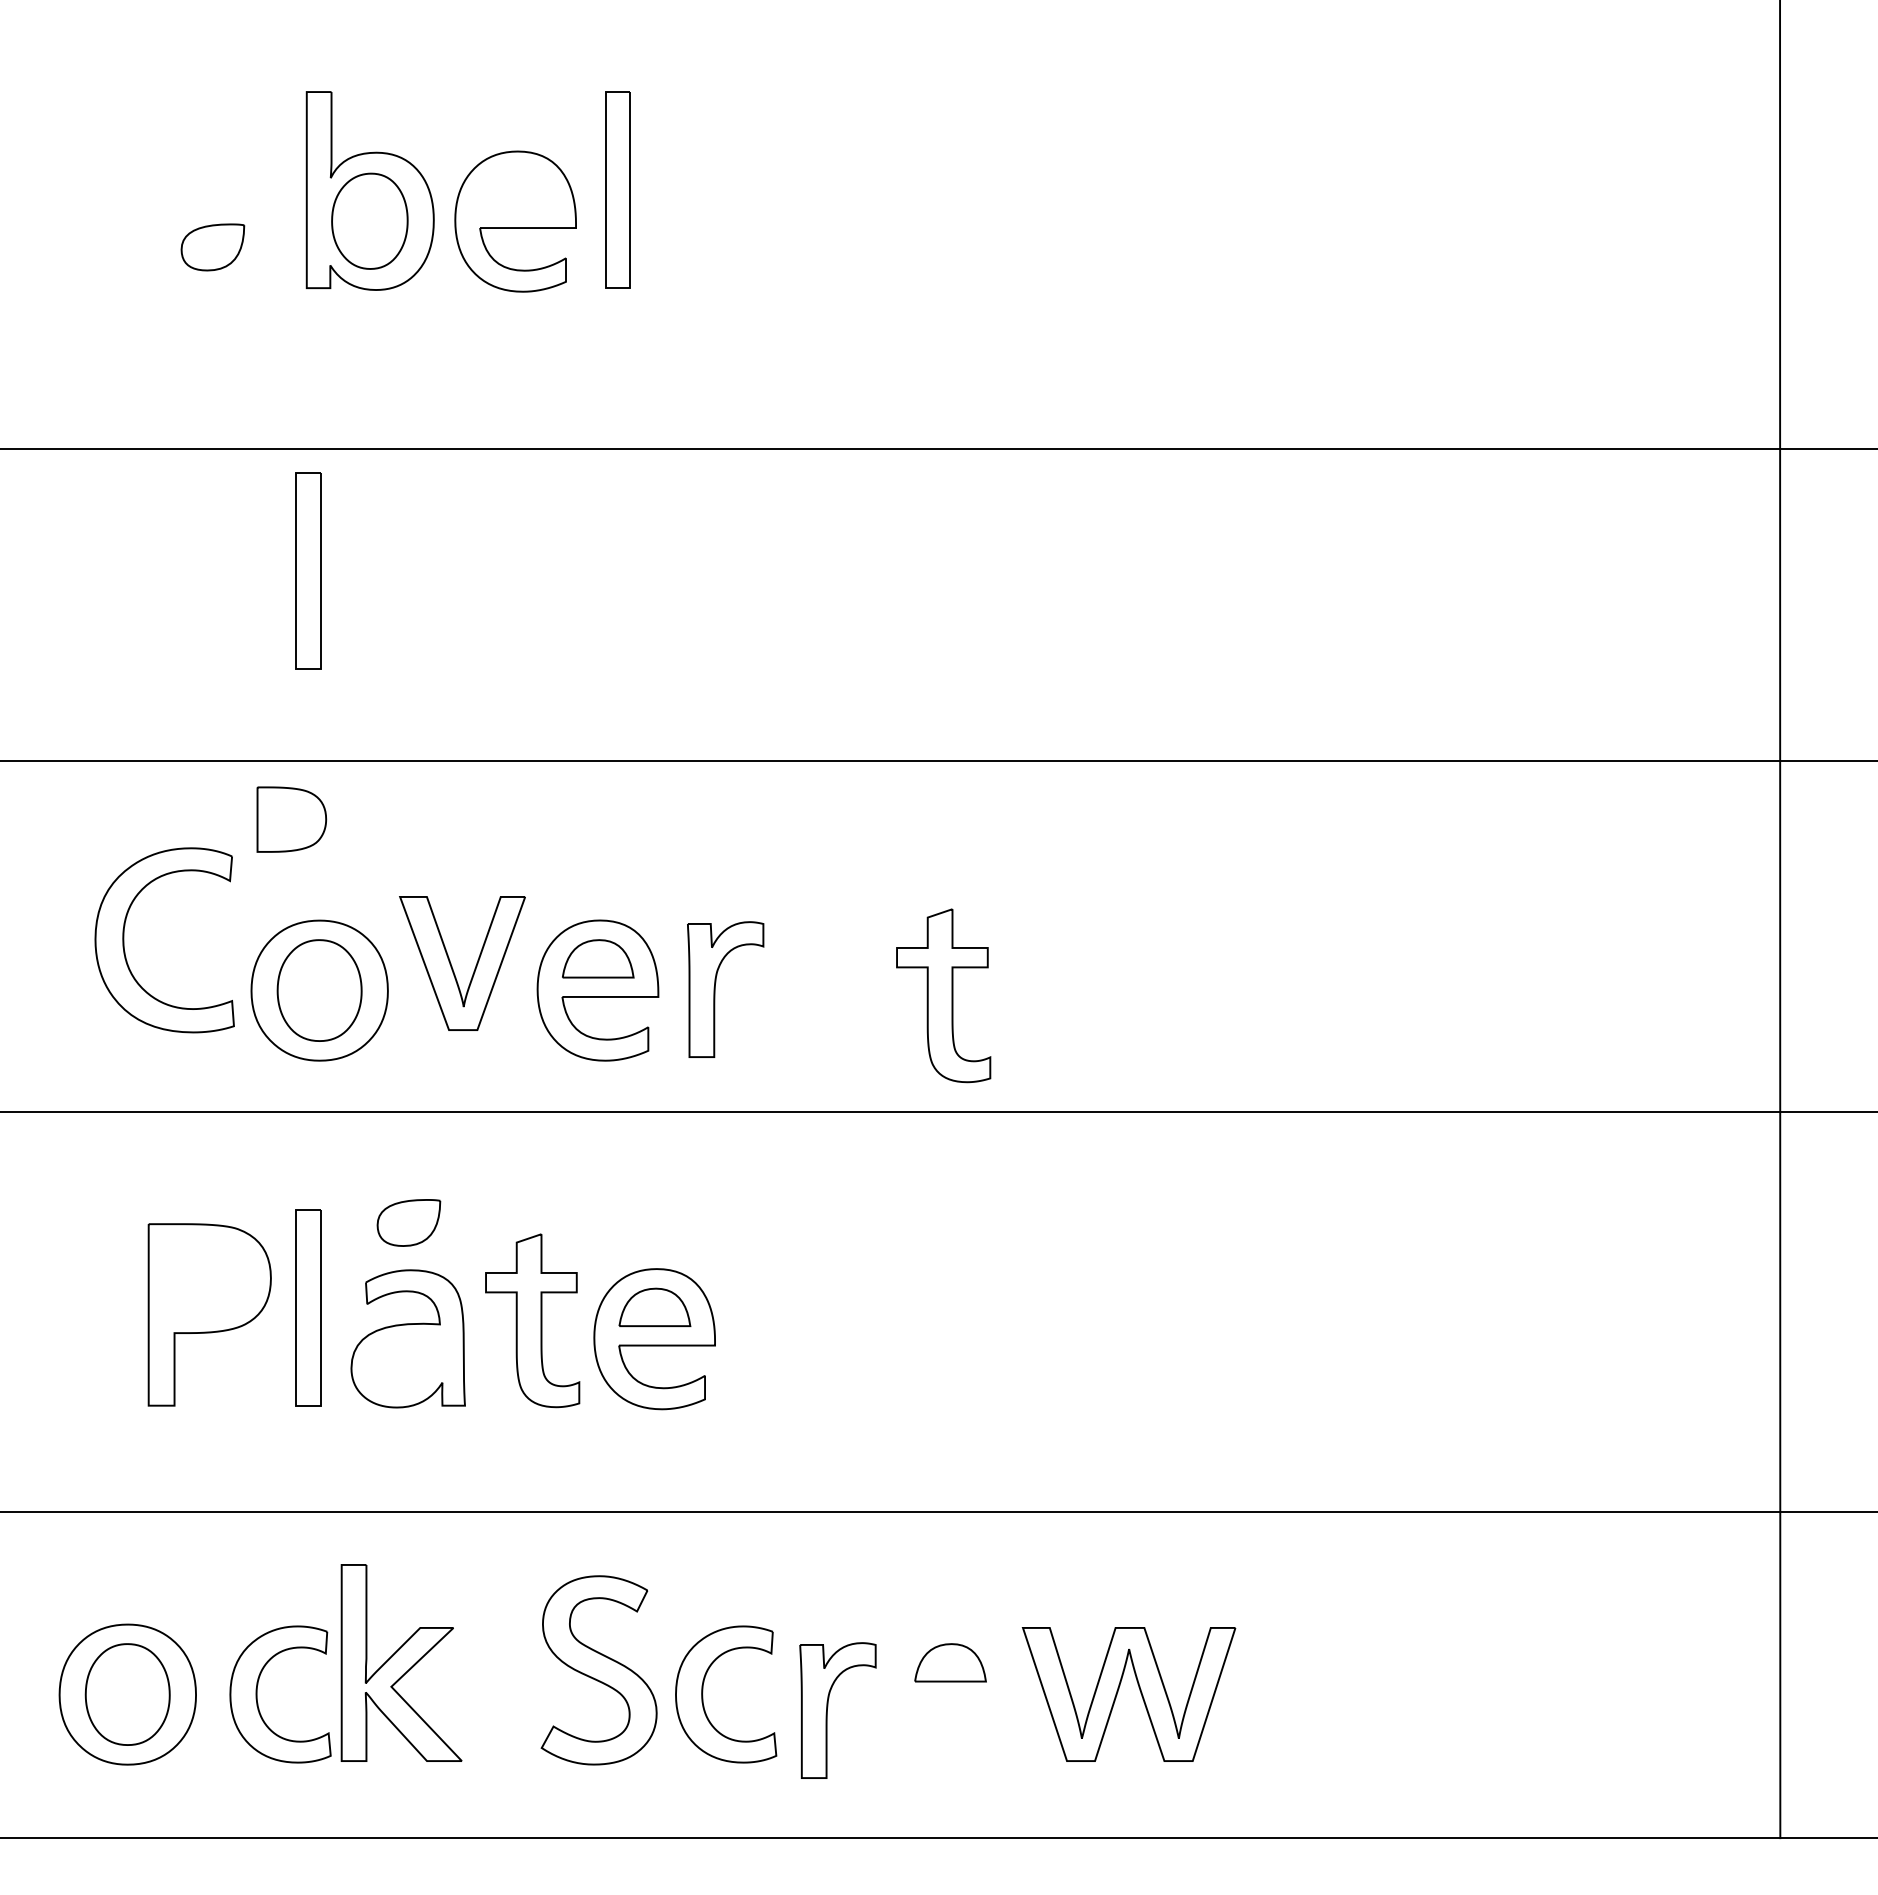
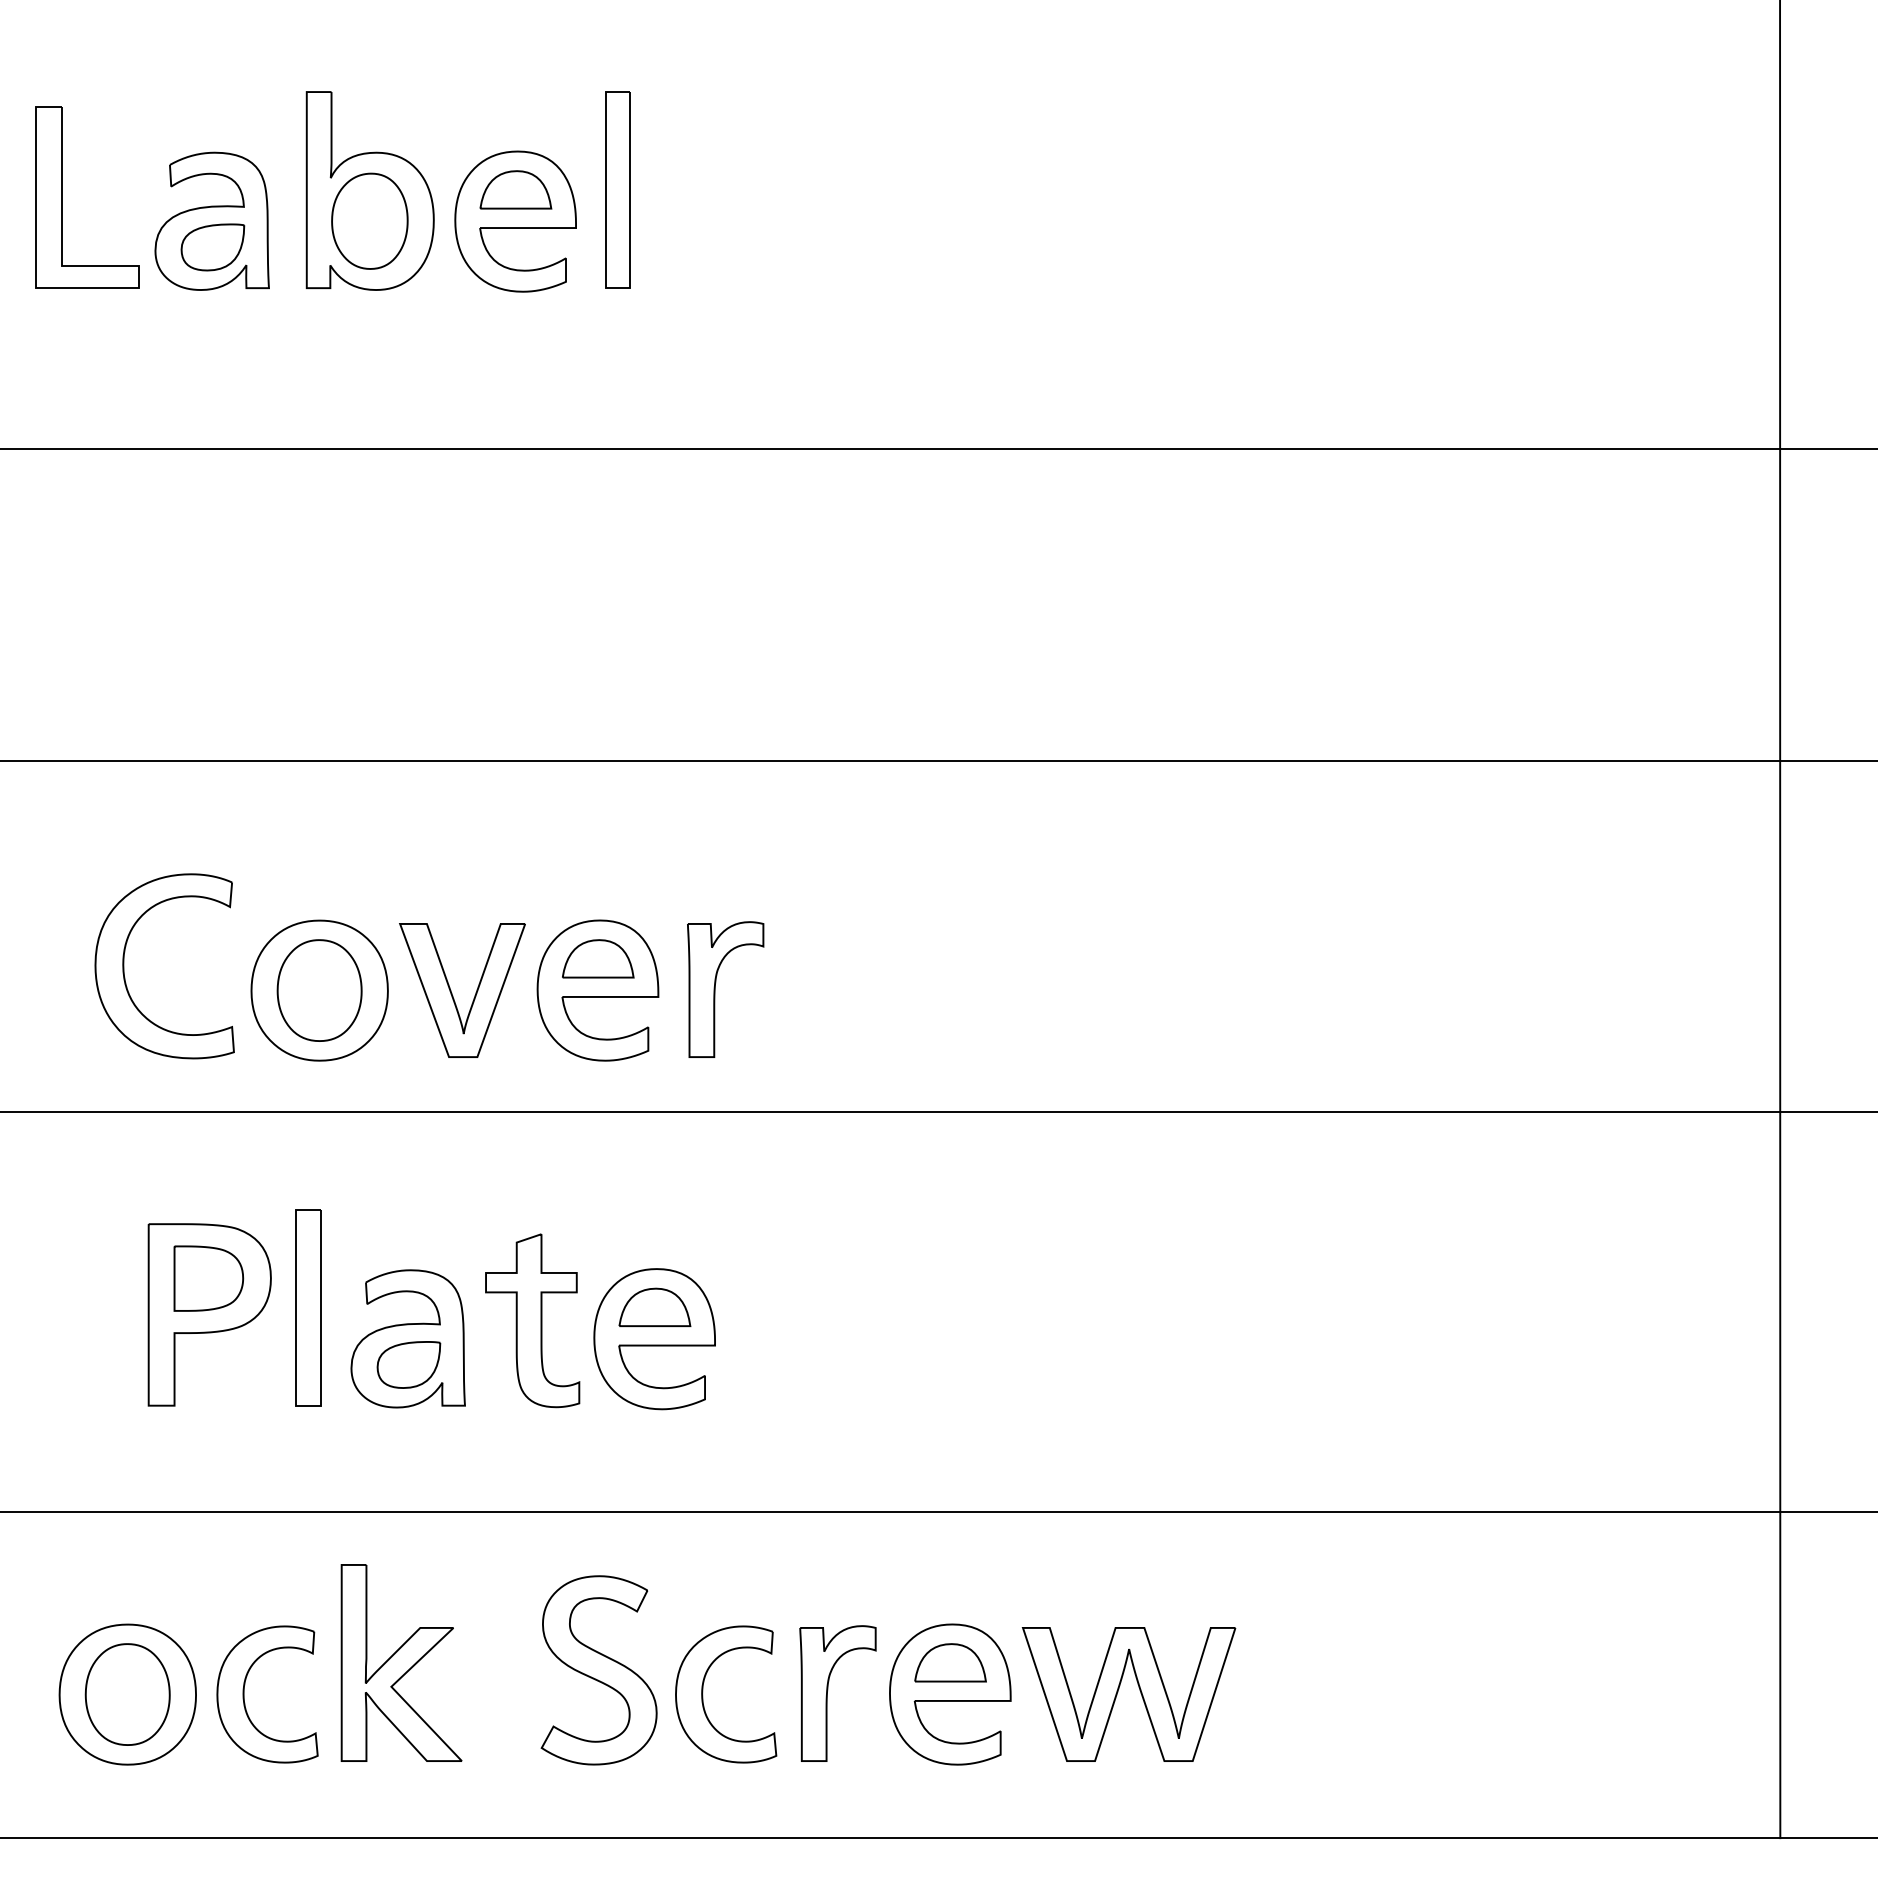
part: none -> present (515, 189)
part: none -> present (62, 197)
part: none -> present (211, 220)
part: present -> none (308, 570)
part position: (291, 819) -> (208, 1278) (208, 1278)
part position: (124, 940) -> (124, 966) (124, 966)
part position: (453, 968) -> (453, 995) (453, 995)
part: present -> none (943, 995)
part position: (408, 1222) -> (408, 1364) (408, 1364)
part position: (257, 1694) -> (244, 1694) (244, 1694)
part: none -> present (950, 1694)
part position: (828, 1707) -> (828, 1690) (828, 1690)
